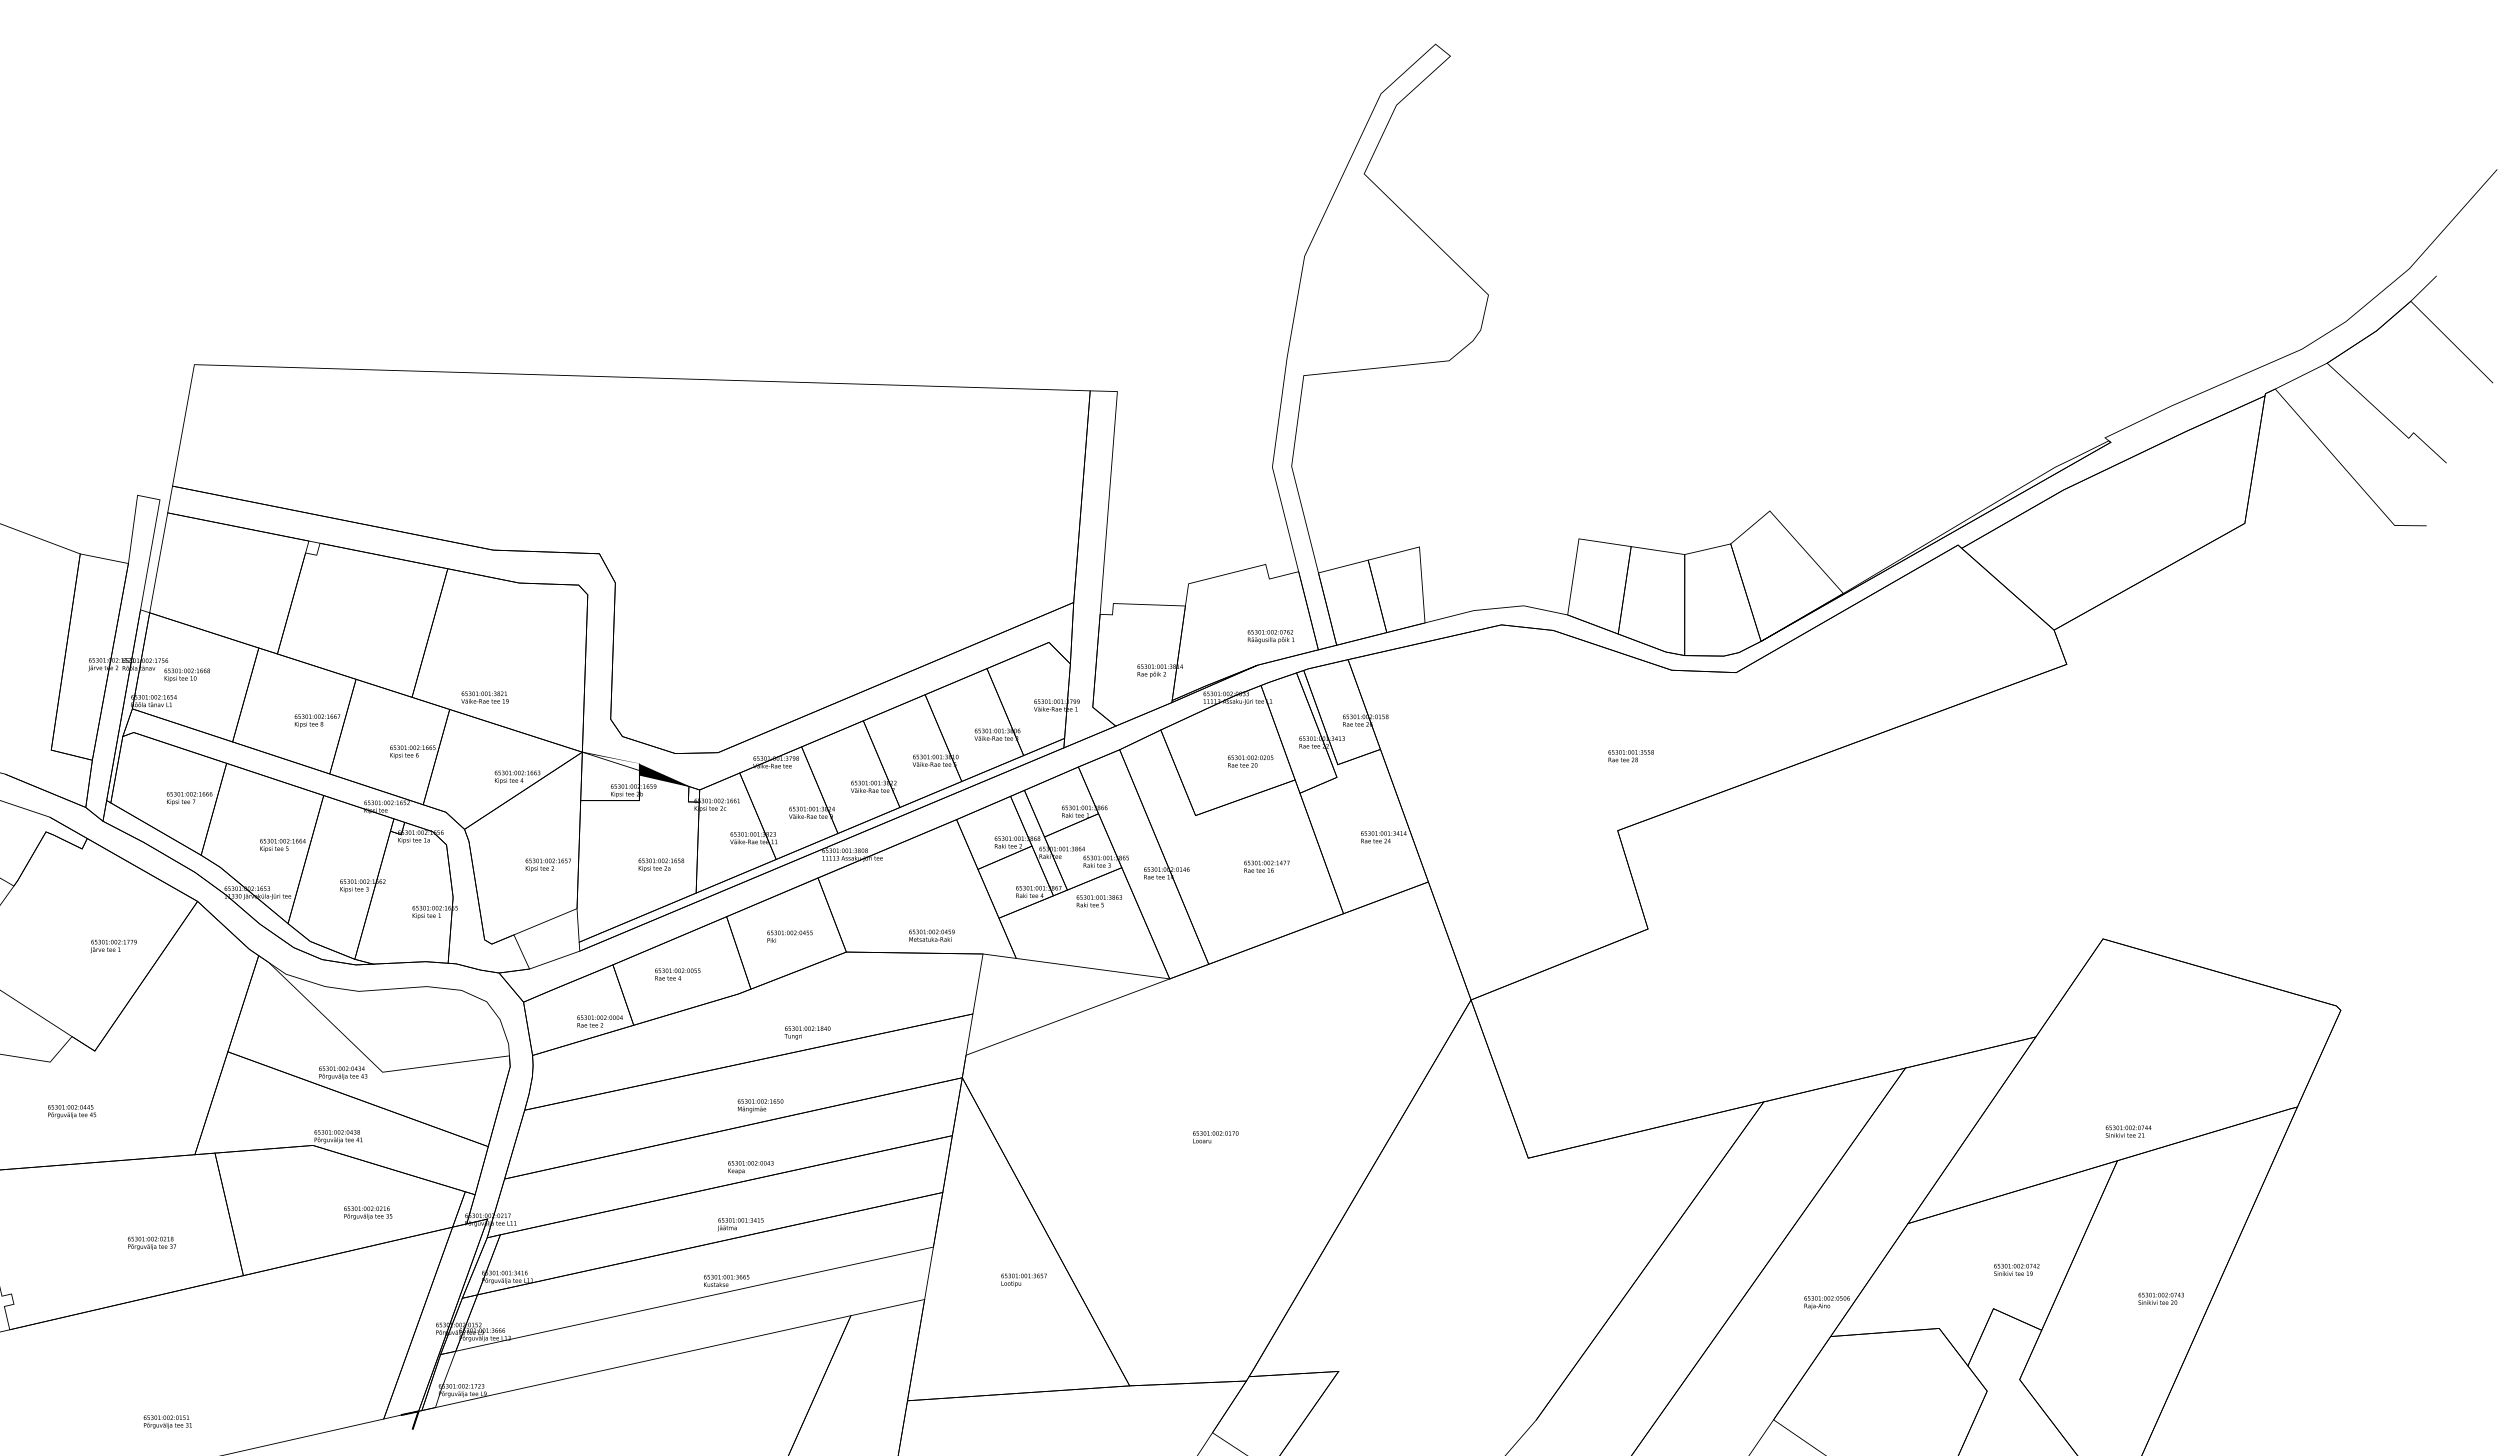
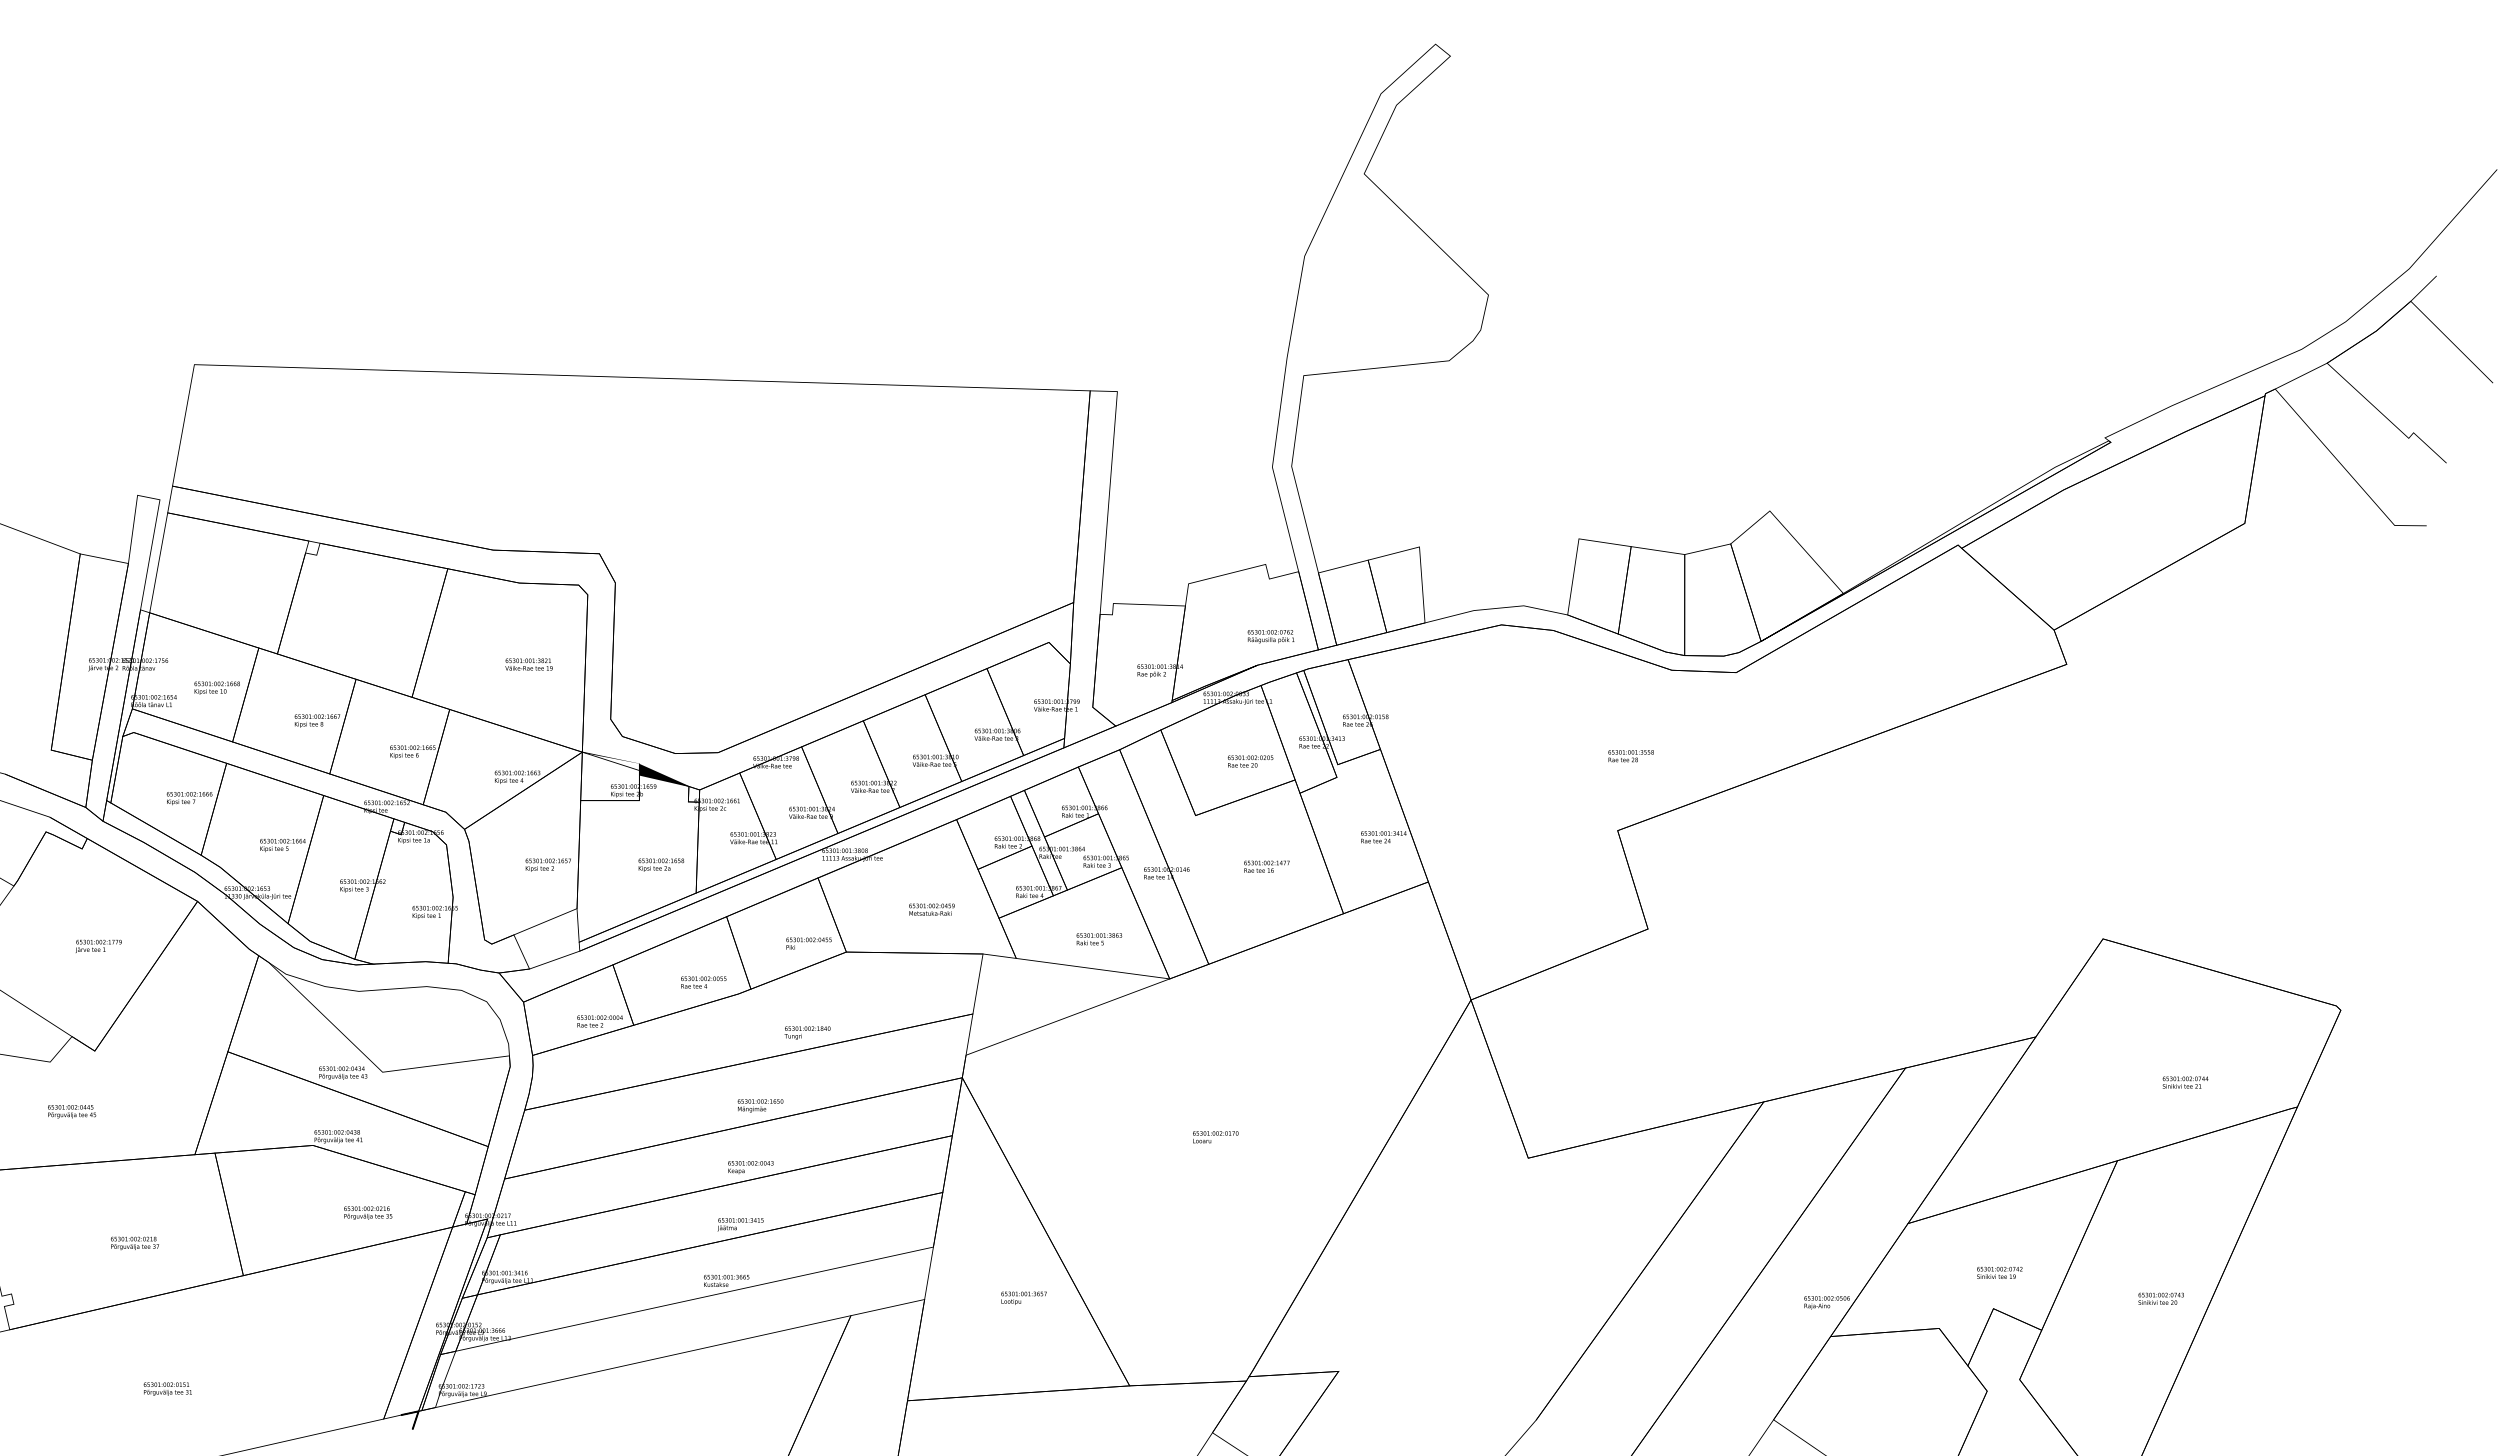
text position: (186, 674) -> (216, 687) (216, 687)
text position: (484, 697) -> (528, 664) (528, 664)
text position: (1099, 901) -> (1099, 939) (1099, 939)
text position: (931, 935) -> (931, 909) (931, 909)
text position: (789, 936) -> (808, 943) (808, 943)
text position: (113, 945) -> (98, 945) (98, 945)
text position: (677, 974) -> (703, 982) (703, 982)
text position: (2128, 1131) -> (2185, 1082) (2185, 1082)
text position: (151, 1243) -> (134, 1243) (134, 1243)
text position: (2016, 1269) -> (1999, 1272) (1999, 1272)
text position: (1023, 1279) -> (1023, 1297) (1023, 1297)
text position: (167, 1421) -> (167, 1388) (167, 1388)
